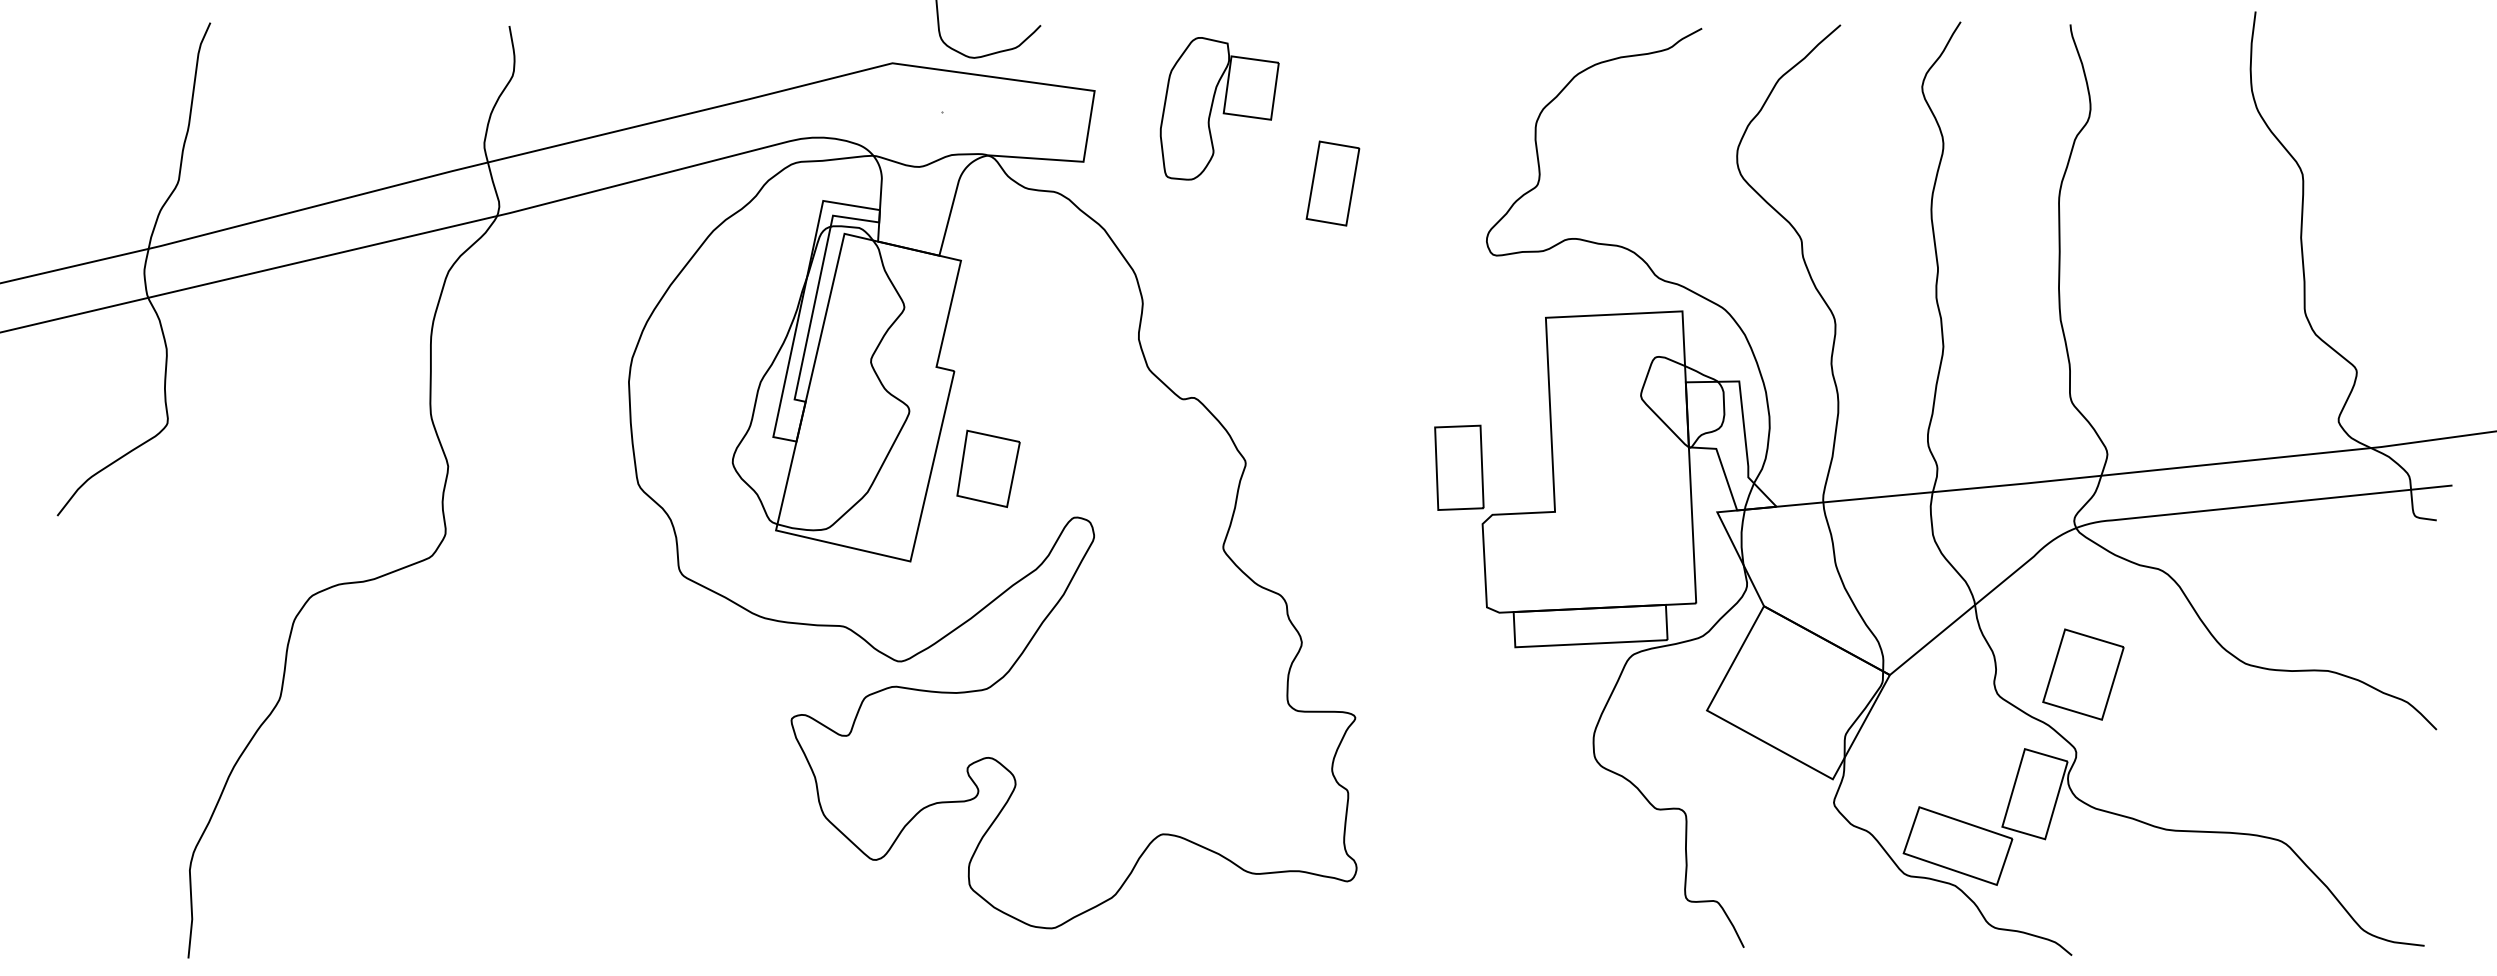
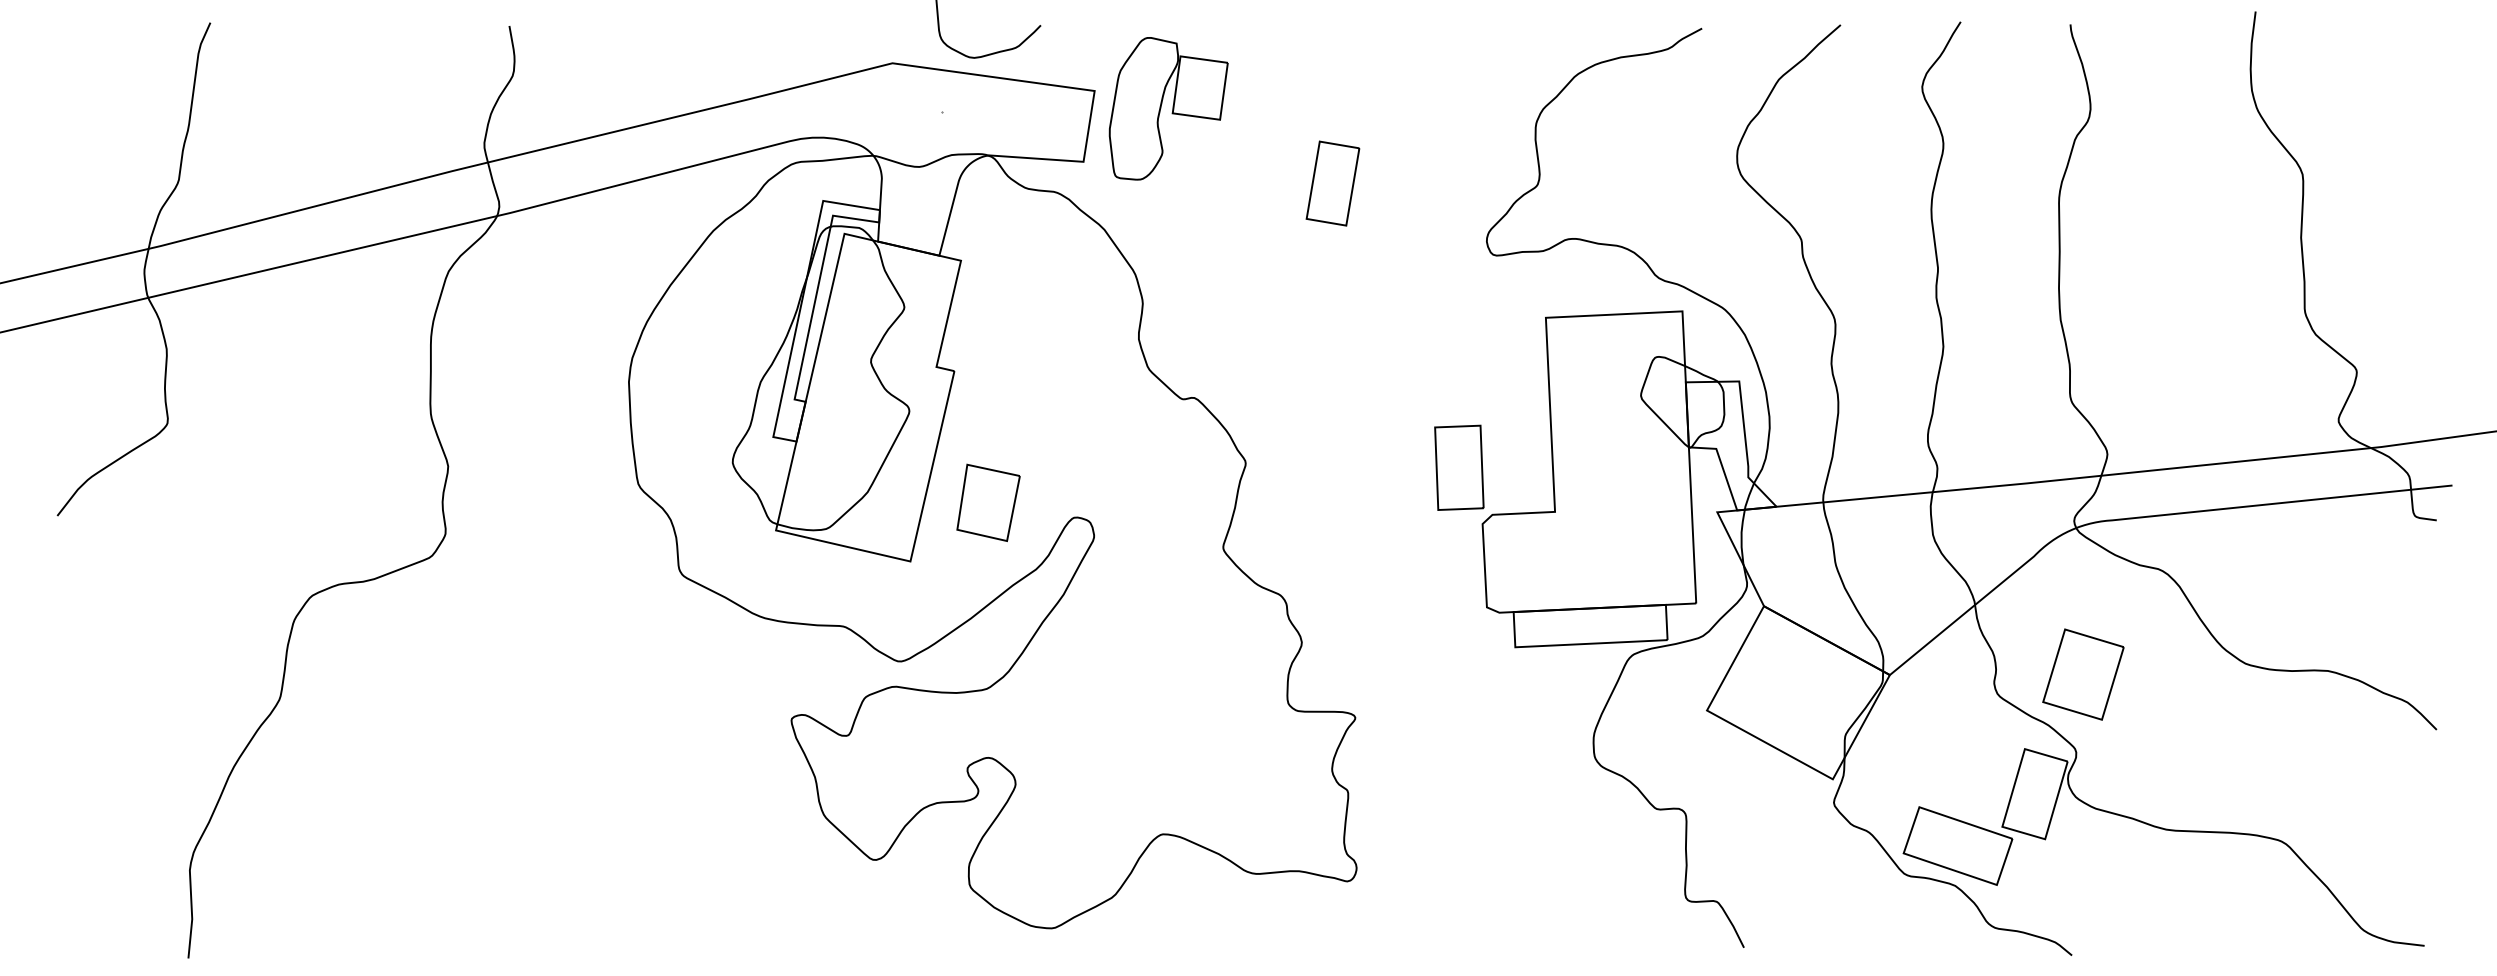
part position: (1219, 108) -> (1168, 108) (1168, 108)
part position: (988, 468) -> (988, 502) (988, 502)
